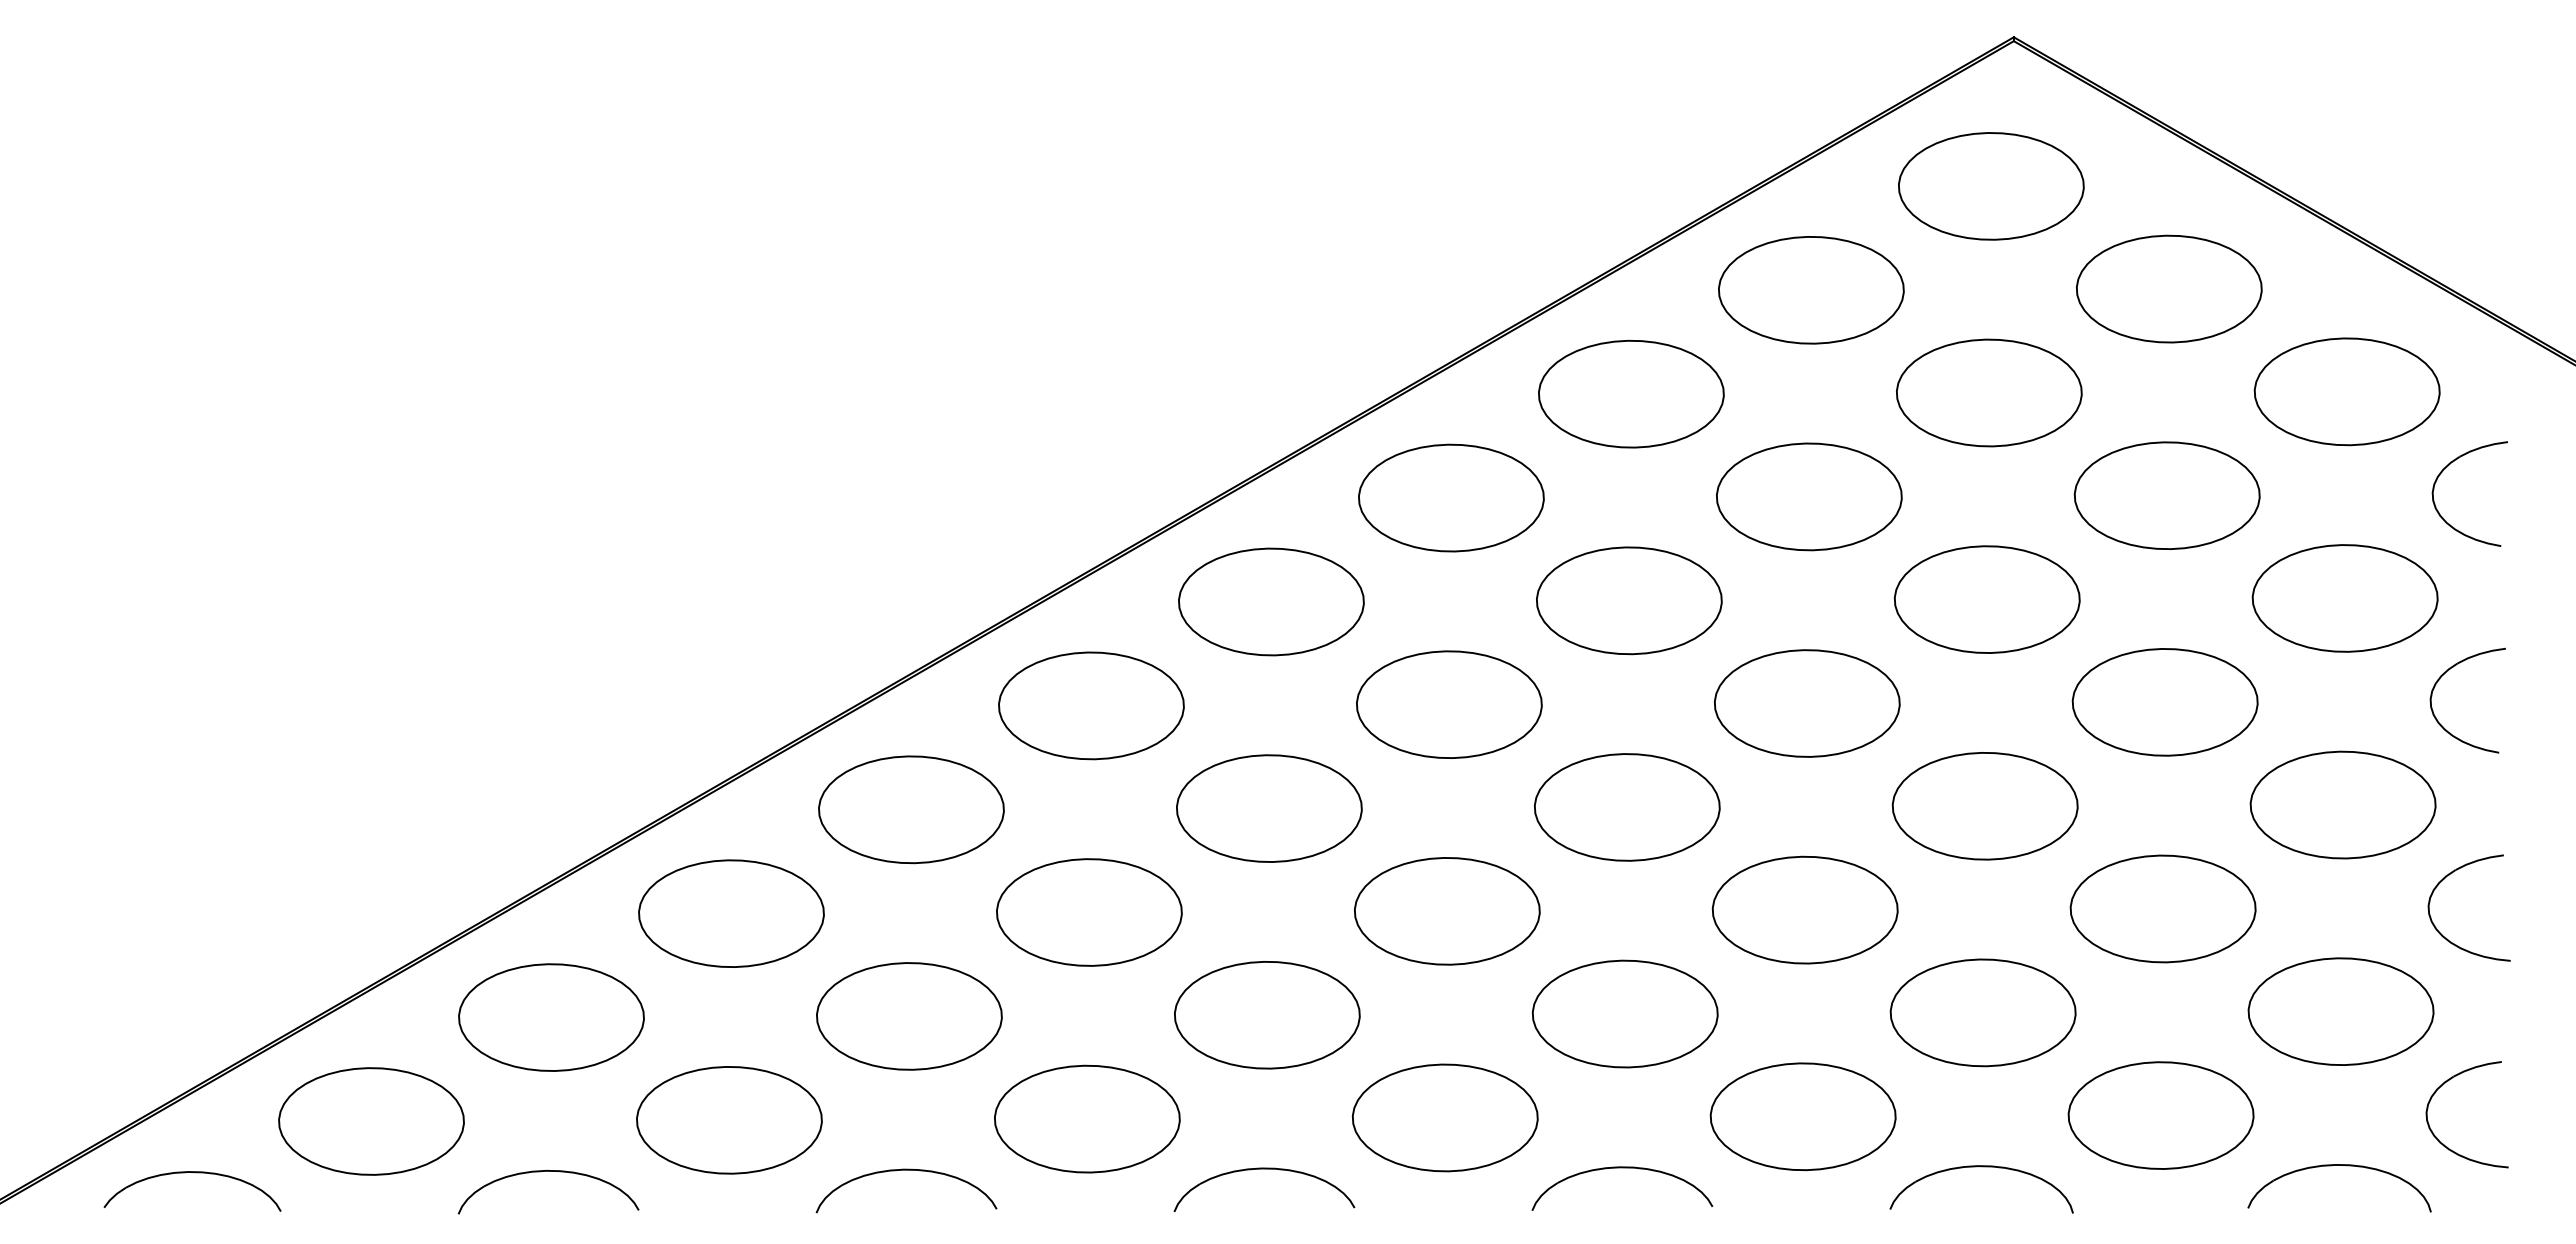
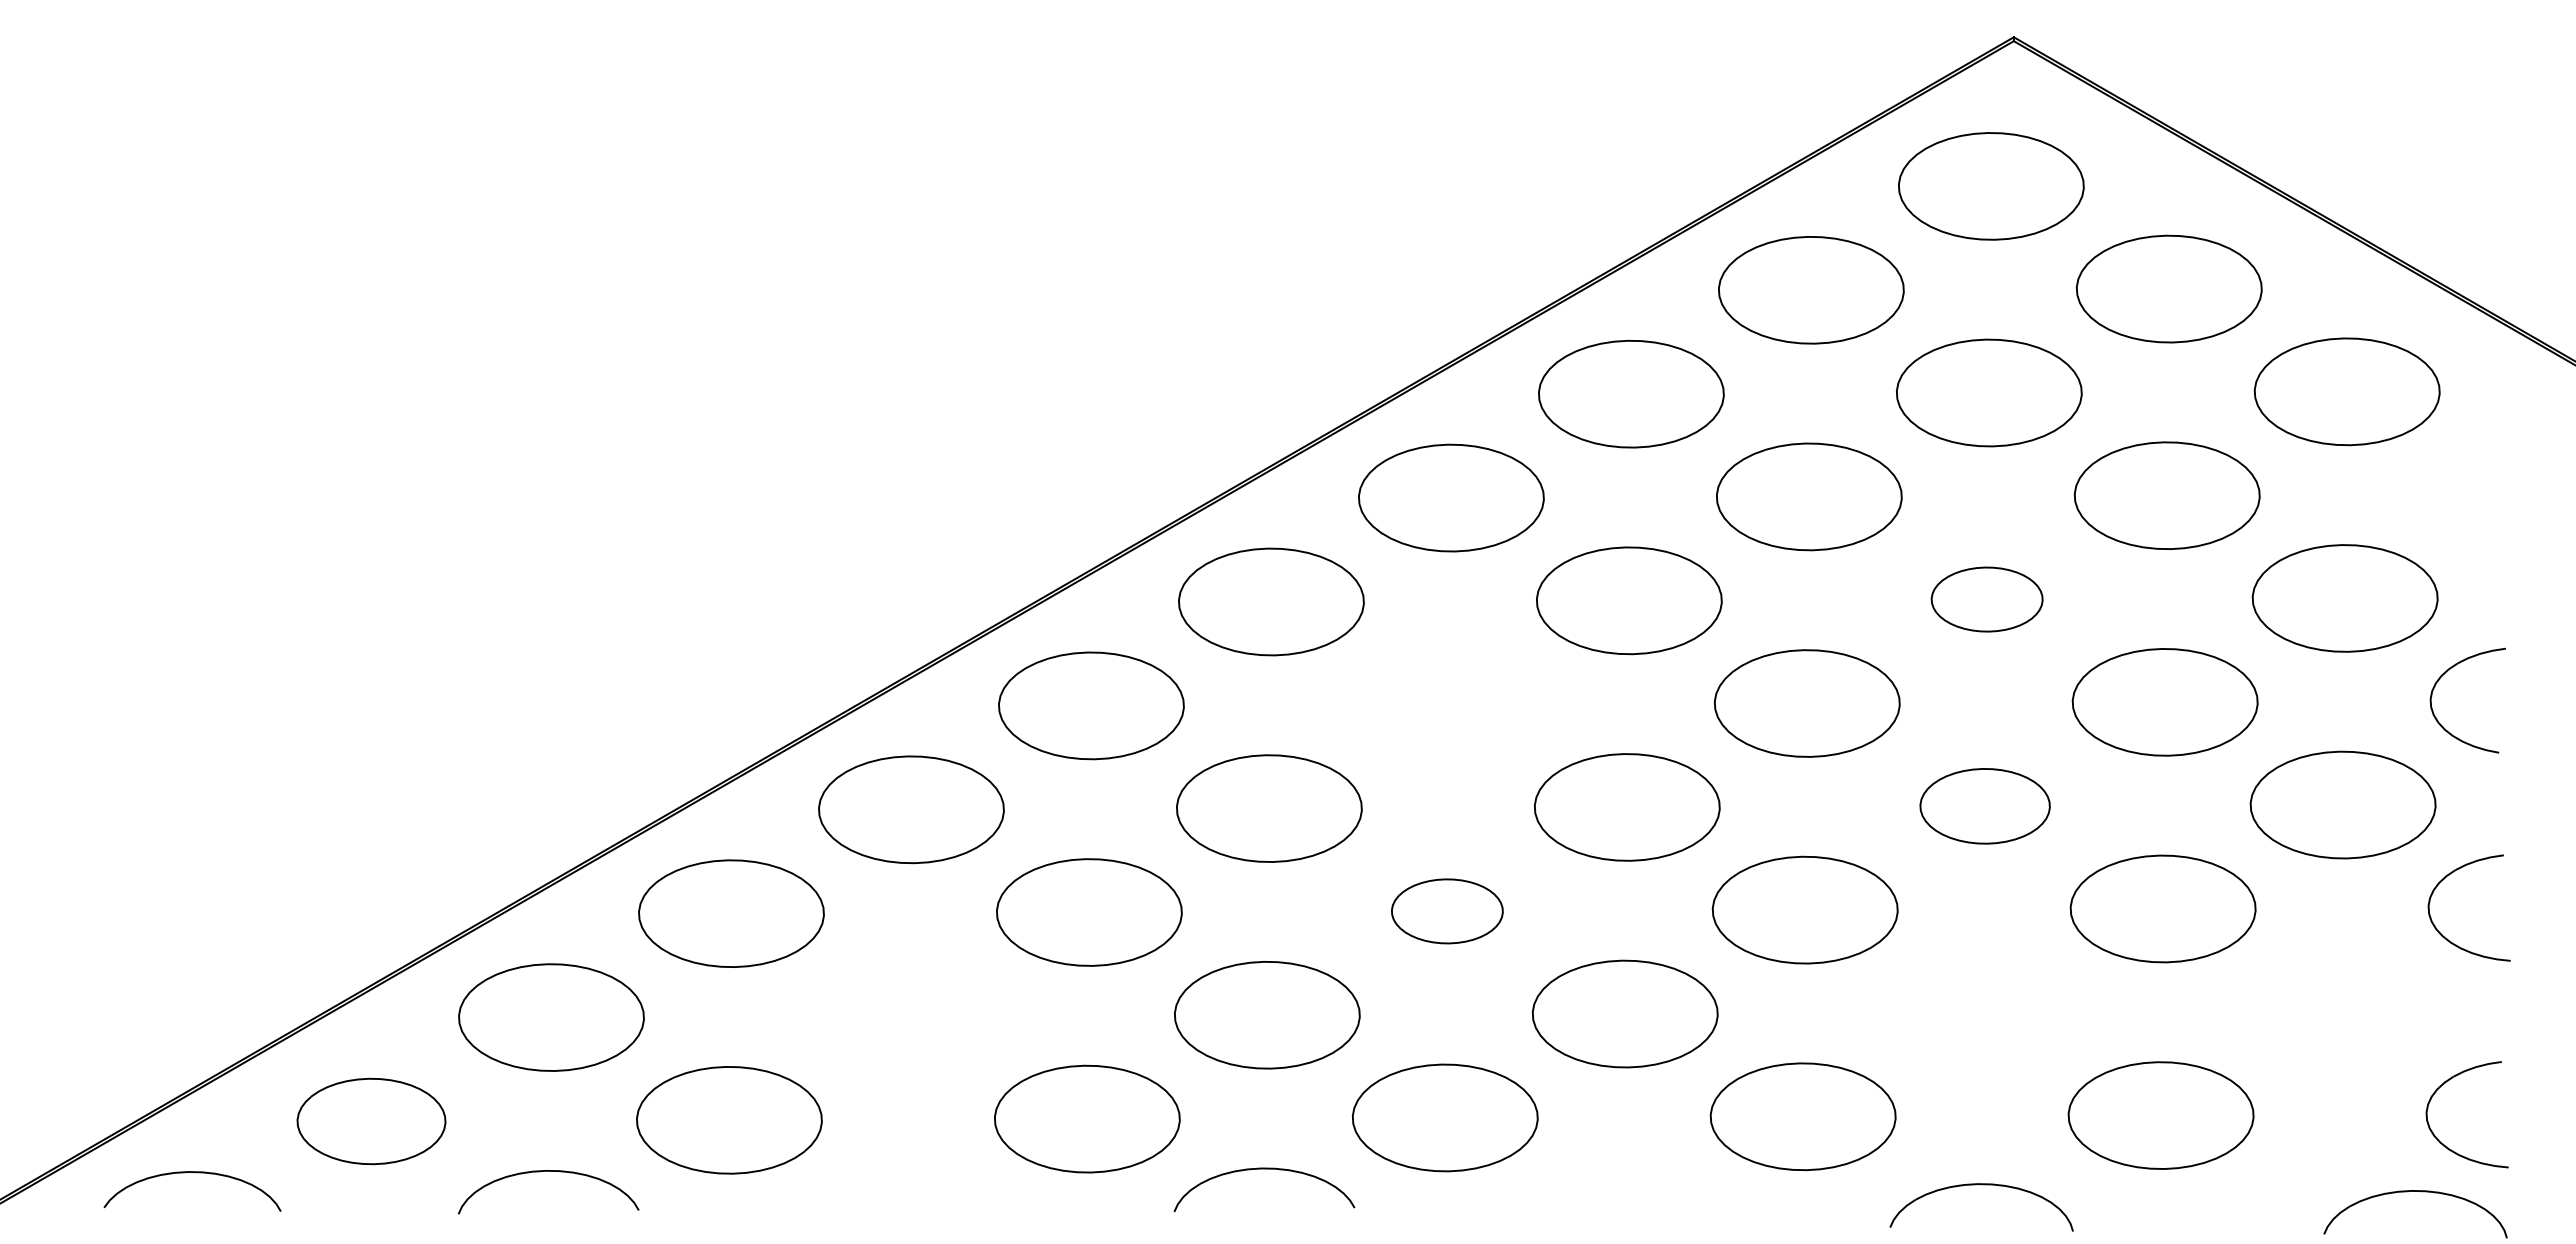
part: present -> none (2447, 467)
part size: 188x109 px -> 114x67 px (1986, 599)
part: present -> none (1449, 704)
part size: 188x109 px -> 132x77 px (1984, 806)
part size: 187x109 px -> 113x67 px (1447, 911)
part: present -> none (2340, 1011)
part: present -> none (1982, 1012)
part: present -> none (909, 1016)
part size: 187x109 px -> 151x89 px (371, 1121)
part position: (2339, 1165) -> (2415, 1191) (2415, 1191)
part position: (1981, 1167) -> (1981, 1185) (1981, 1185)
part: present -> none (1622, 1168)
part: present -> none (906, 1170)
